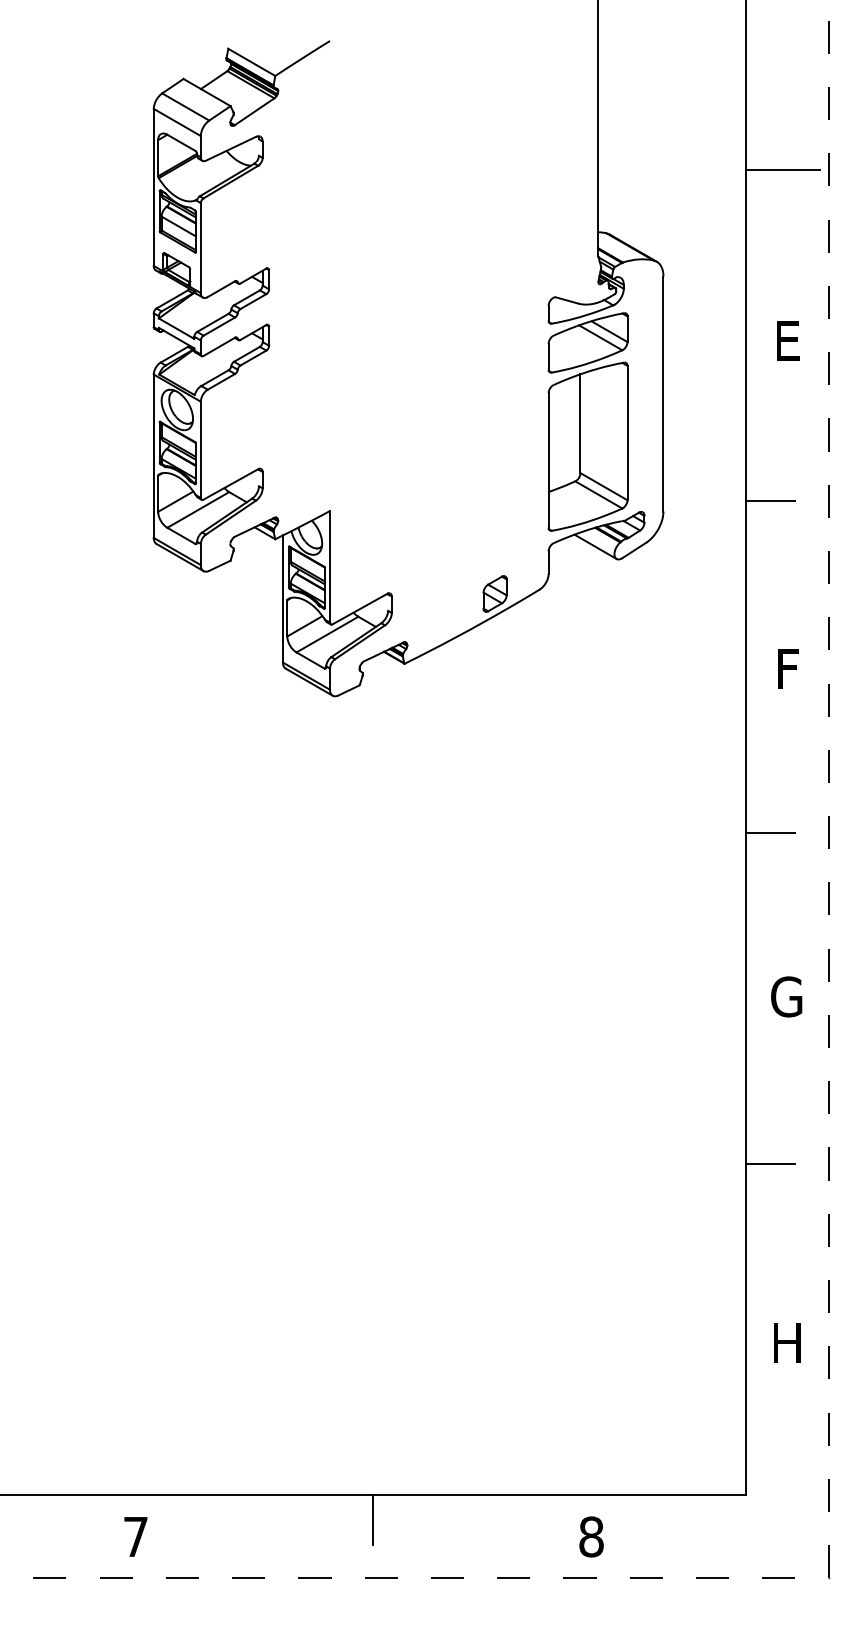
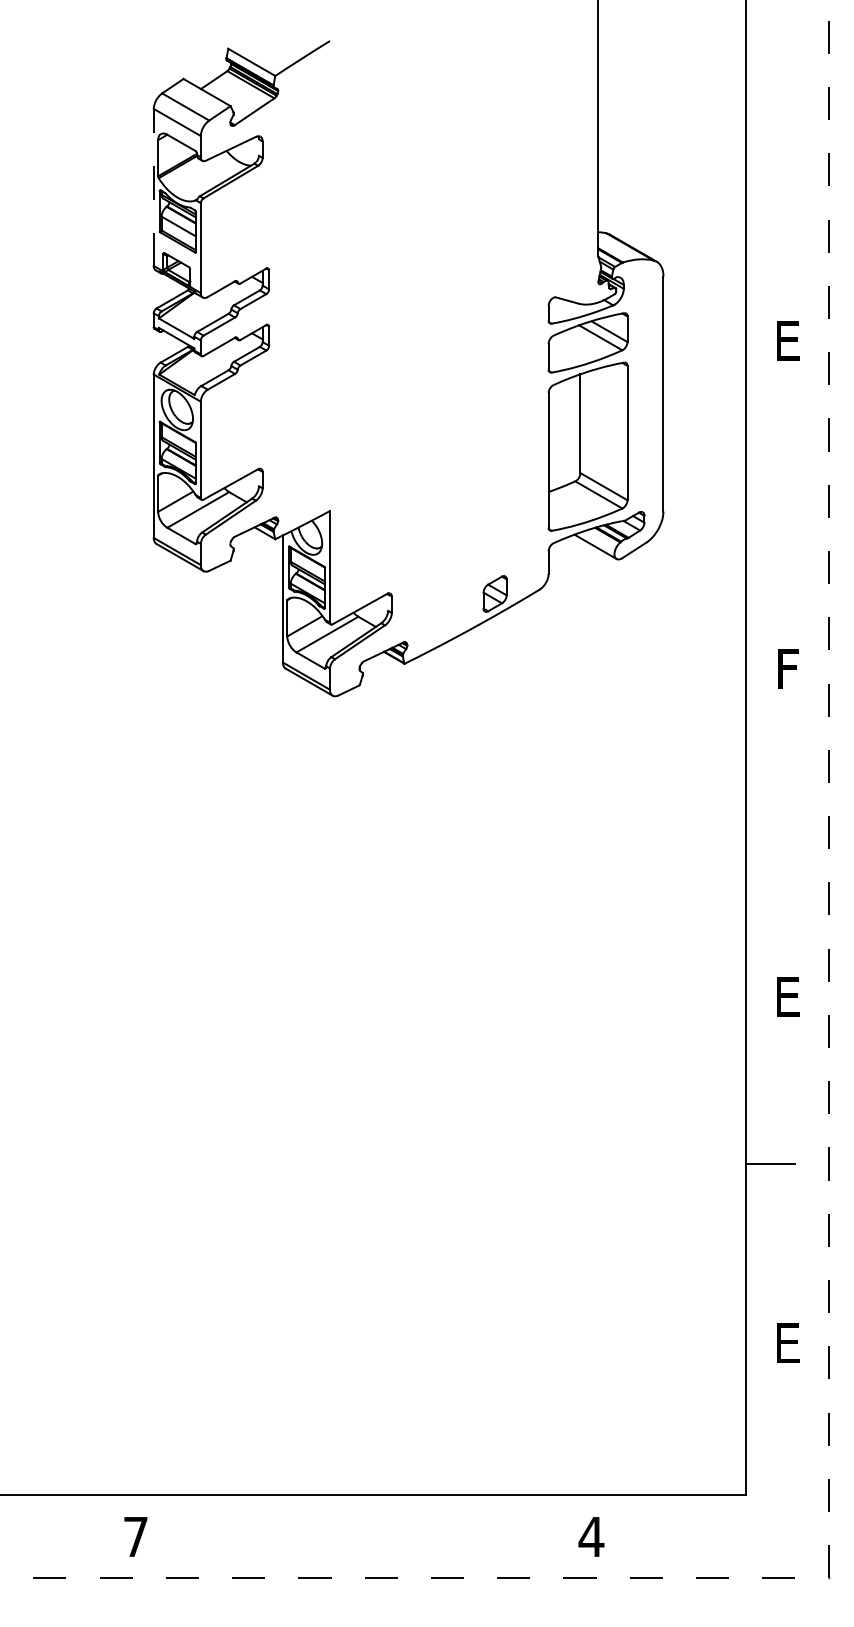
line: present -> none (782, 169)
line: solid -> dashed (153, 186)
line: present -> none (770, 501)
line: present -> none (770, 832)
text: G -> E (786, 996)
text: H -> E (787, 1342)
line: present -> none (372, 1520)
text: 8 -> 4 (591, 1536)
